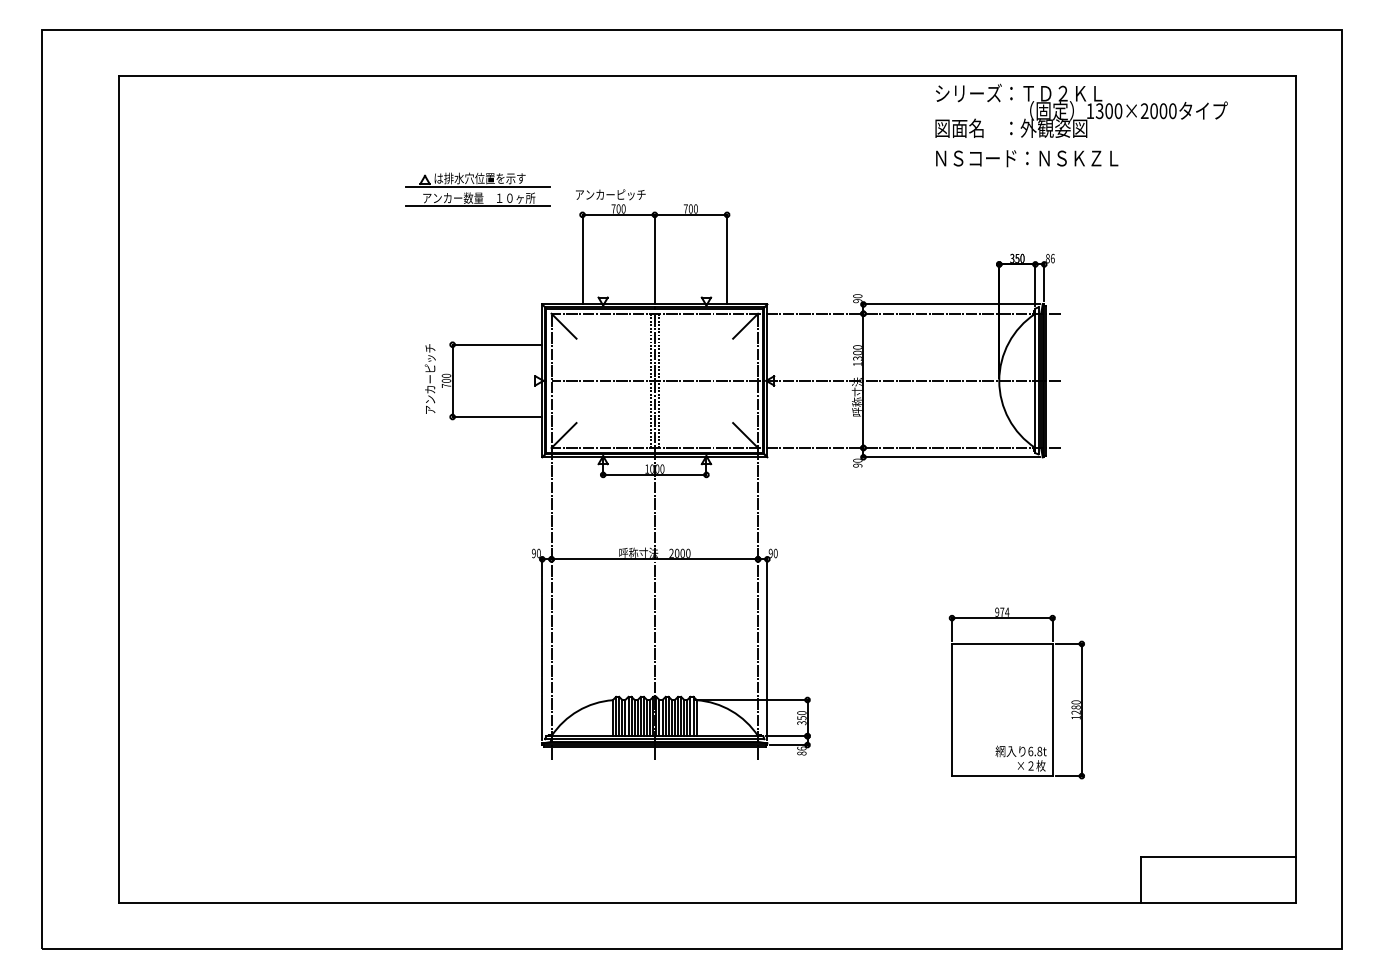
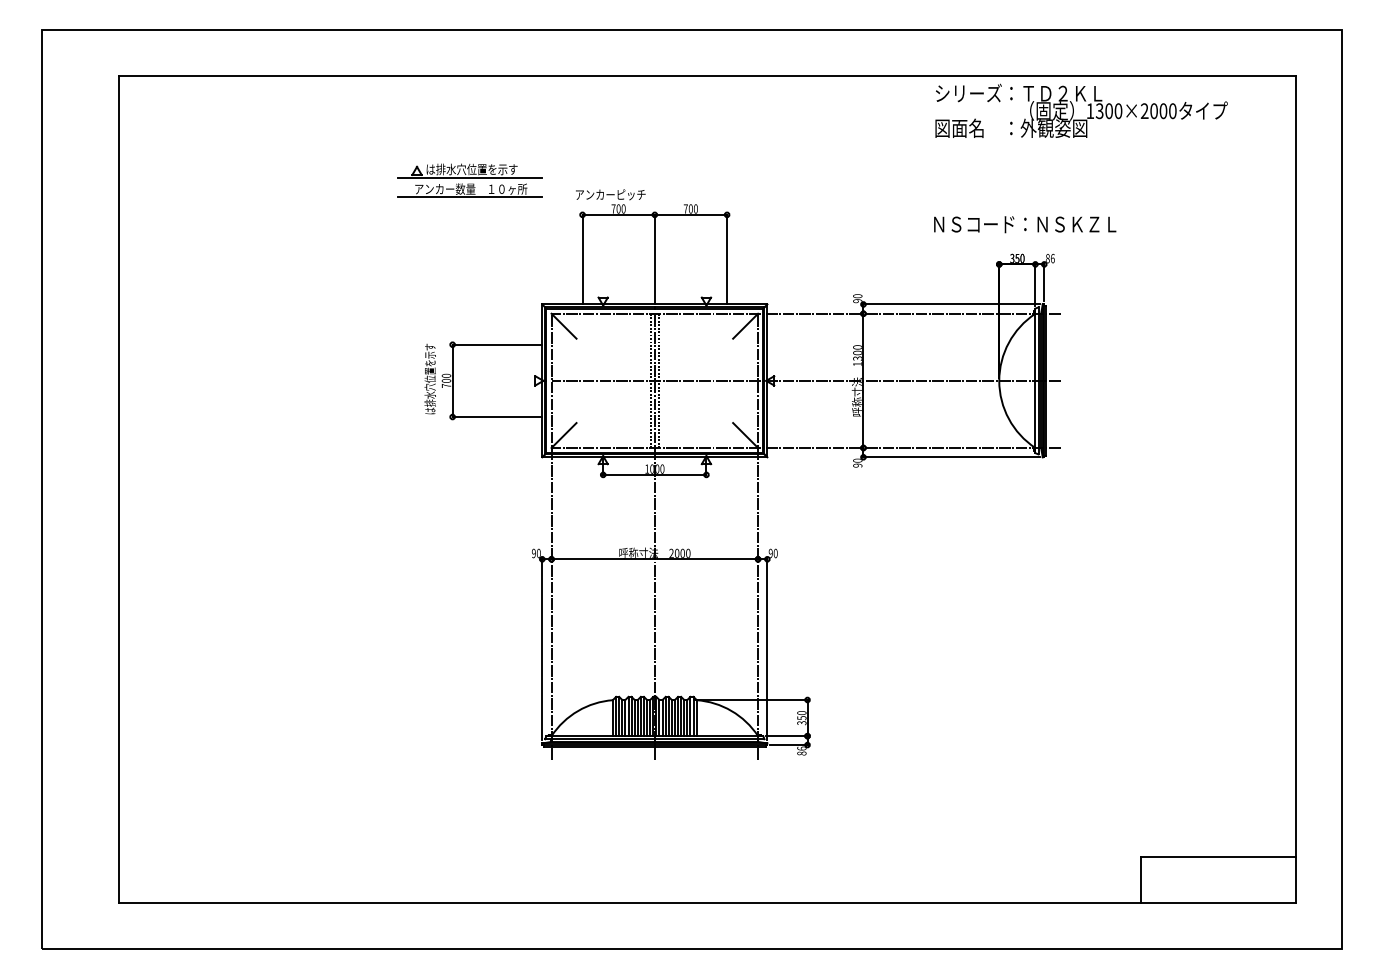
text position: (1027, 158) -> (1025, 224) (1025, 224)
part position: (477, 189) -> (469, 180) (469, 180)
text: アンカーピッチ -> は排水穴位置を示す (429, 378)
part: present -> none (1016, 693)
